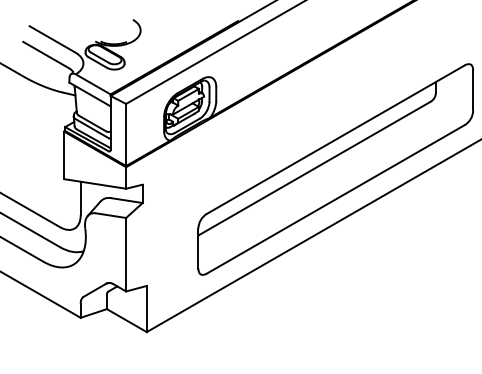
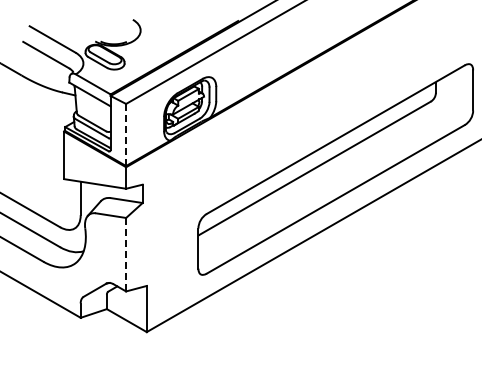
line: solid -> dashed (126, 134)
line: solid -> dashed (126, 254)
